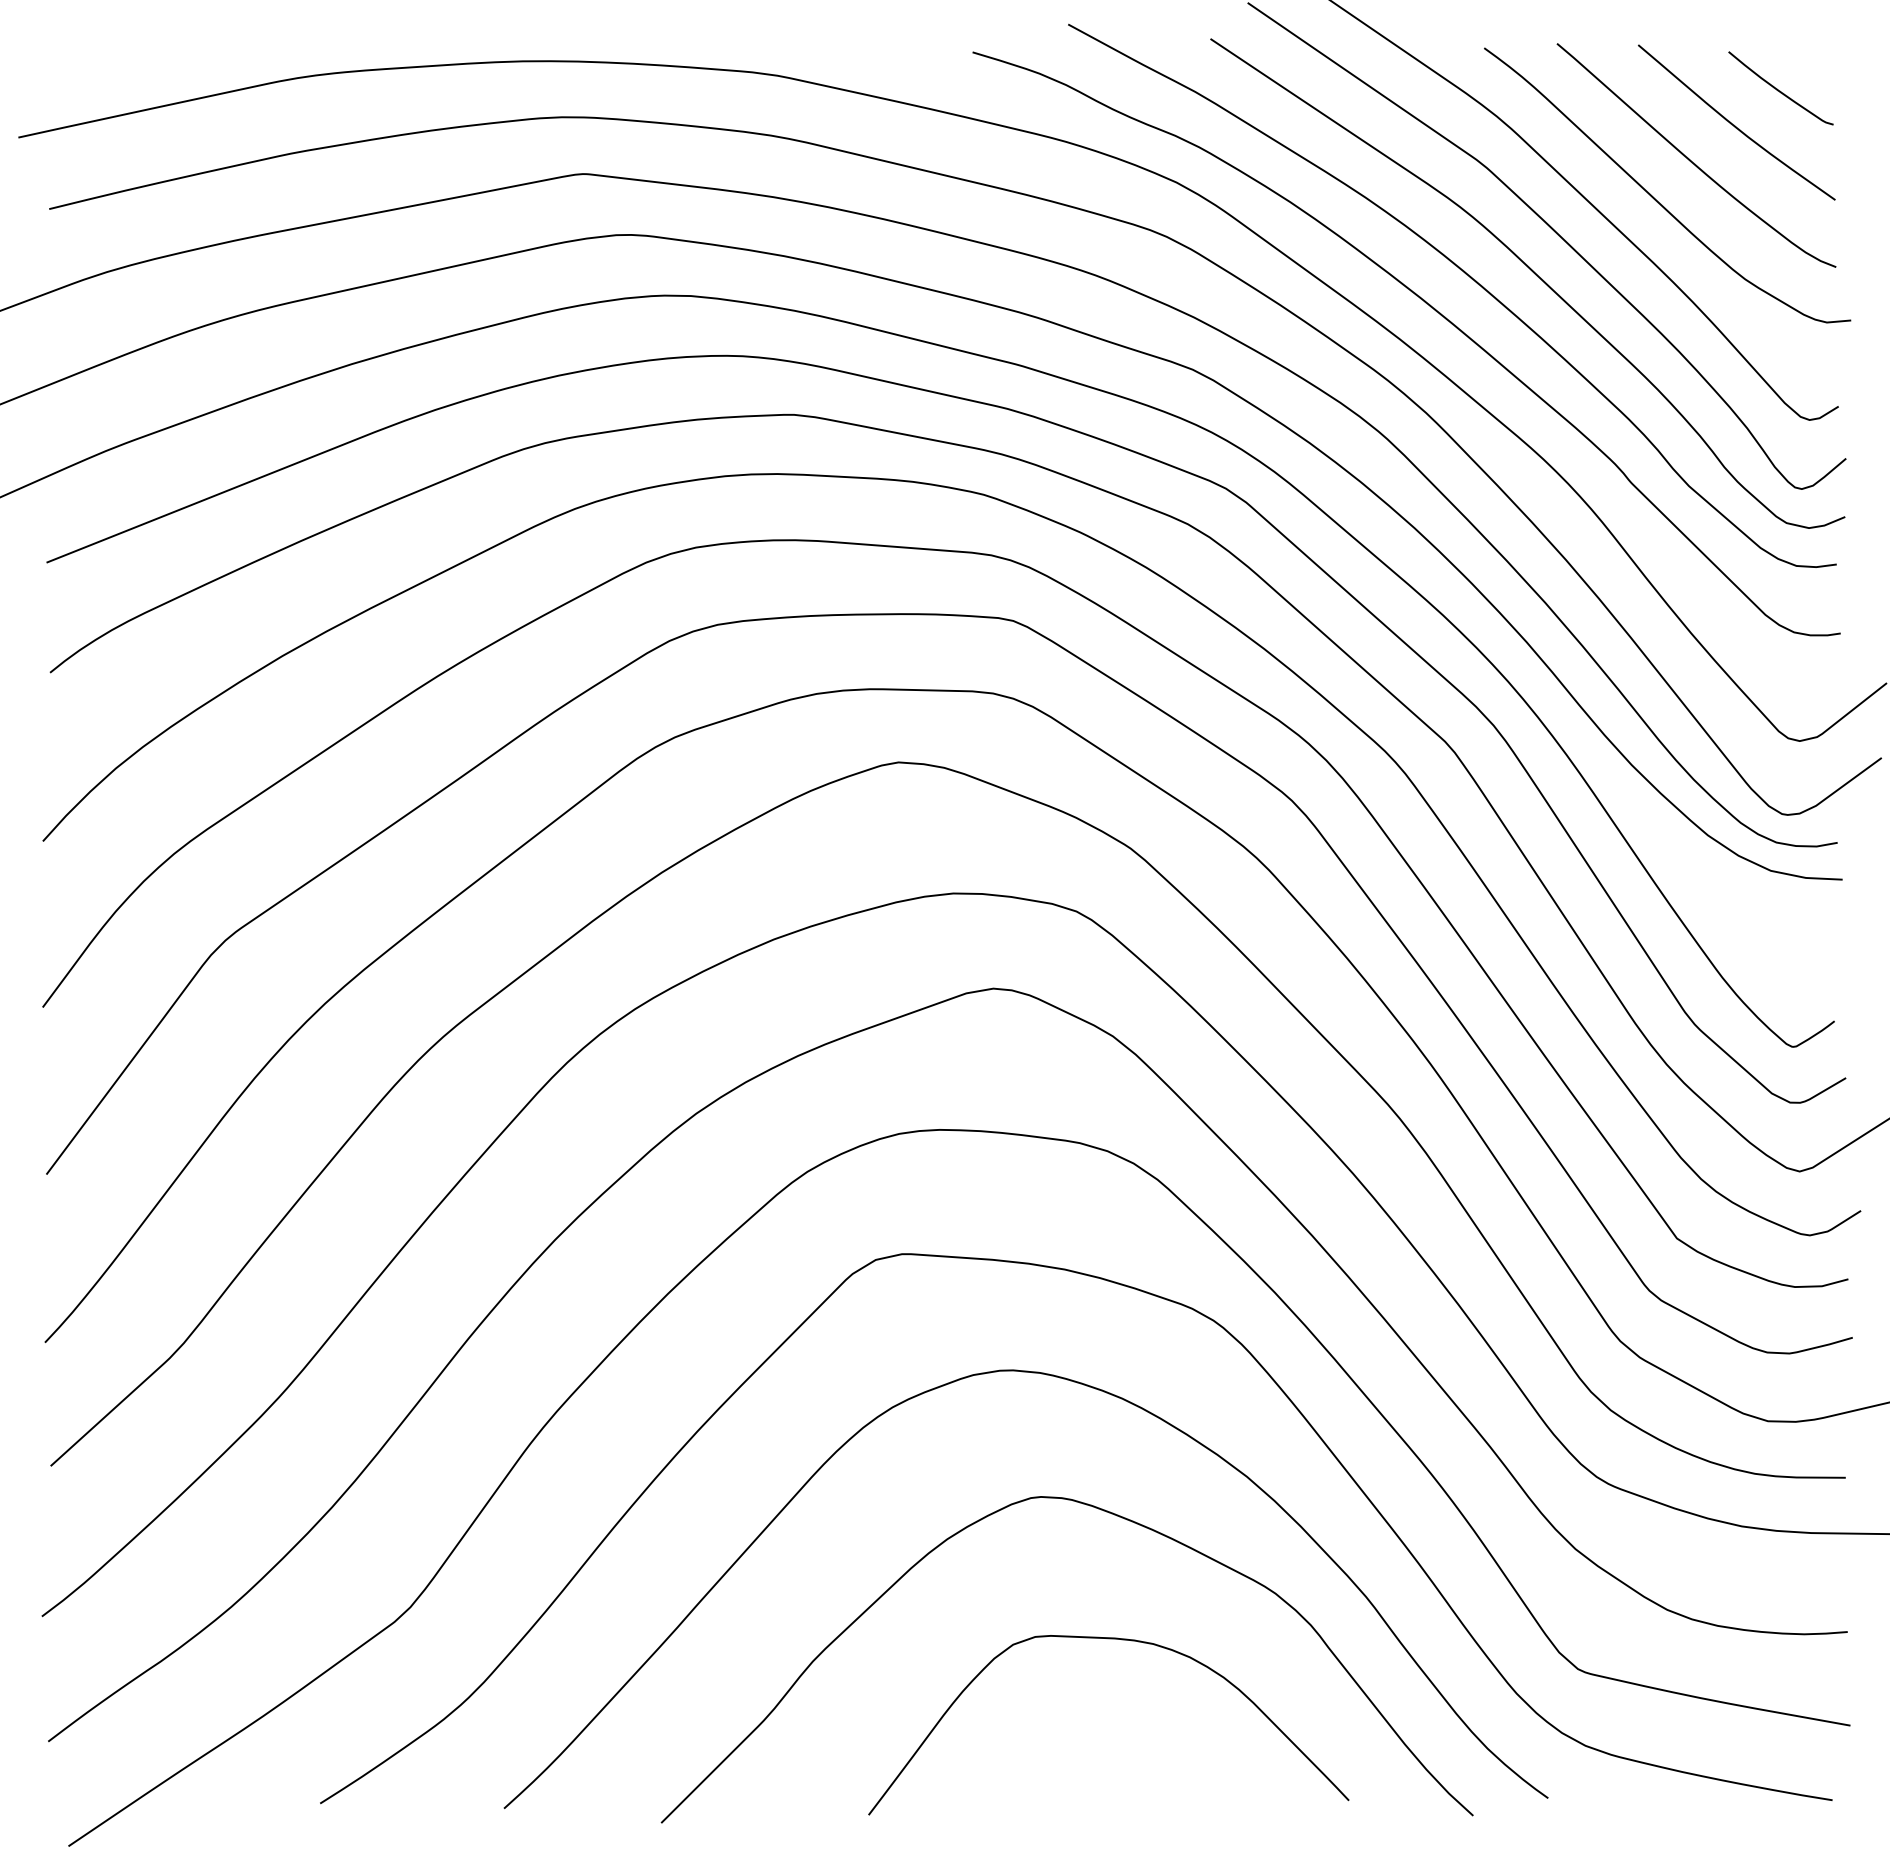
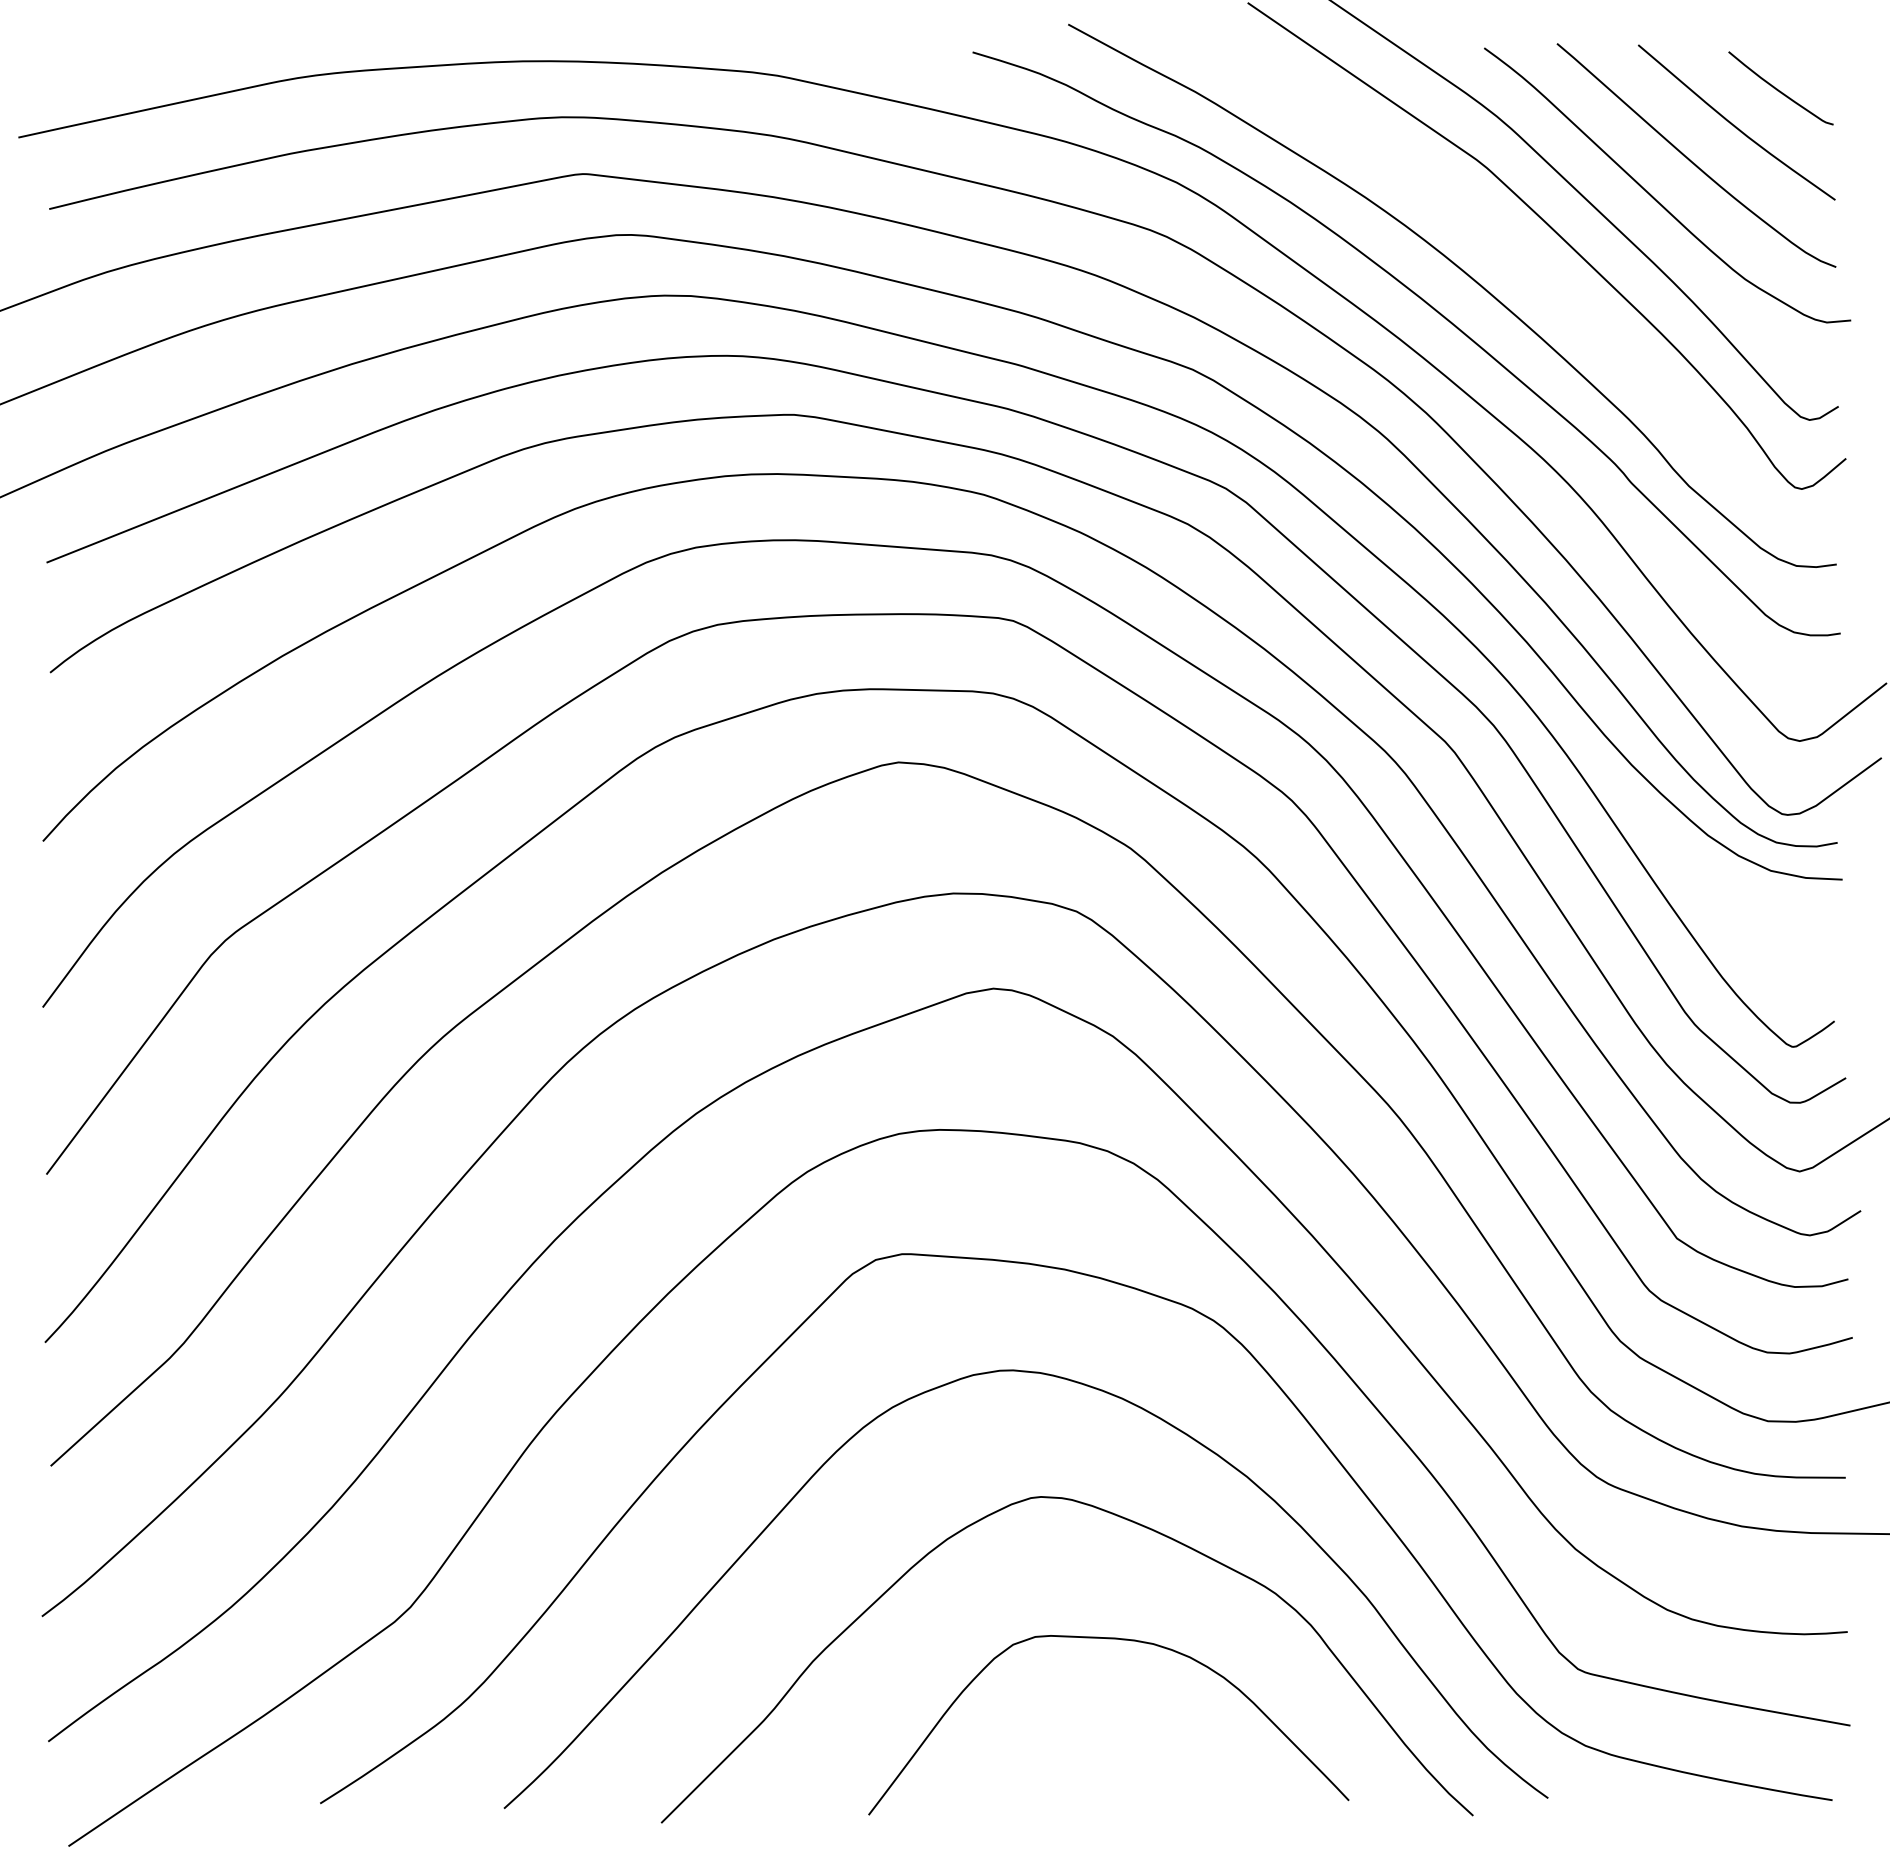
curve: present -> none (1535, 275)
